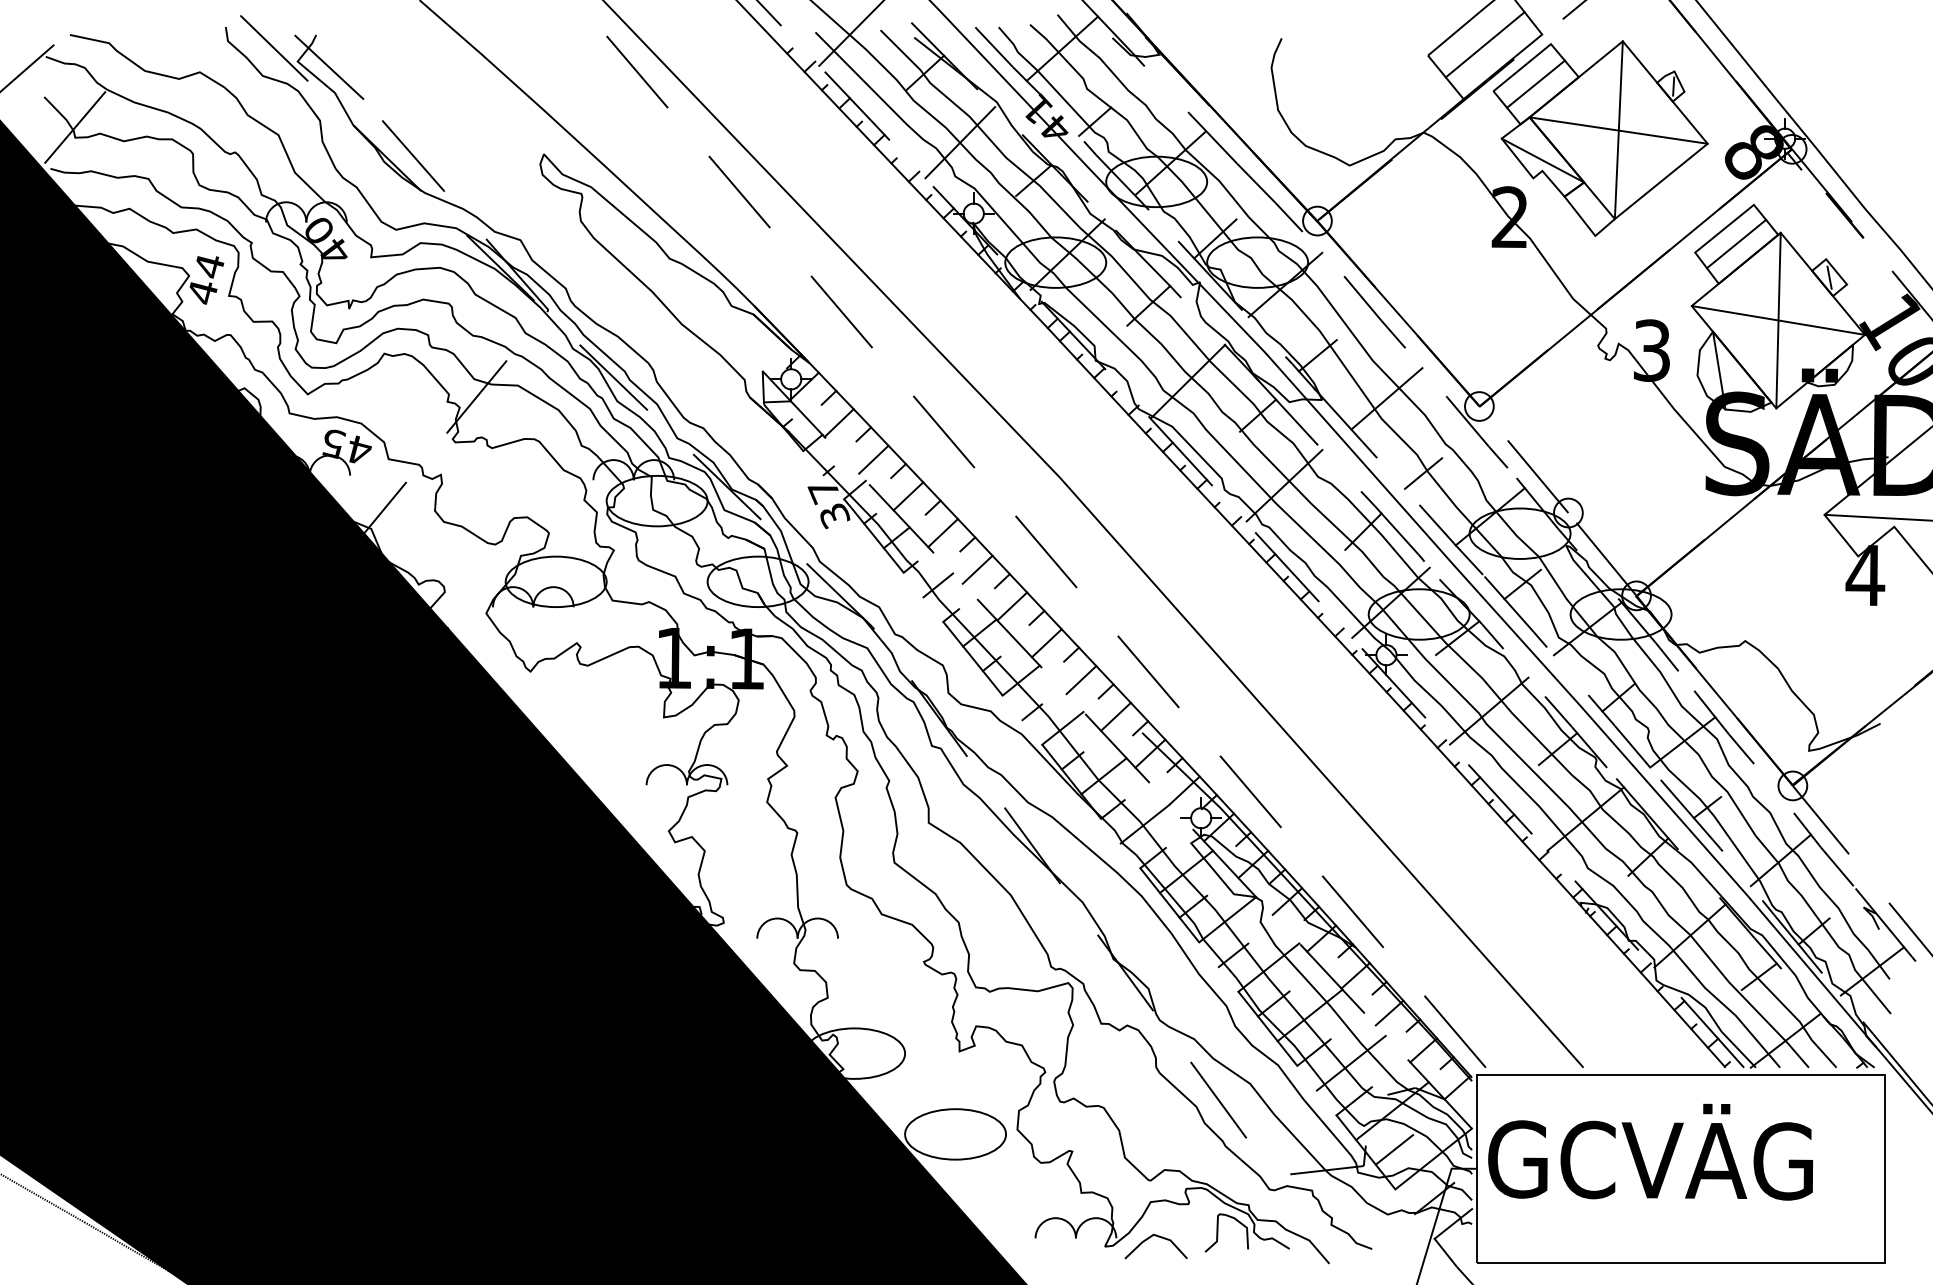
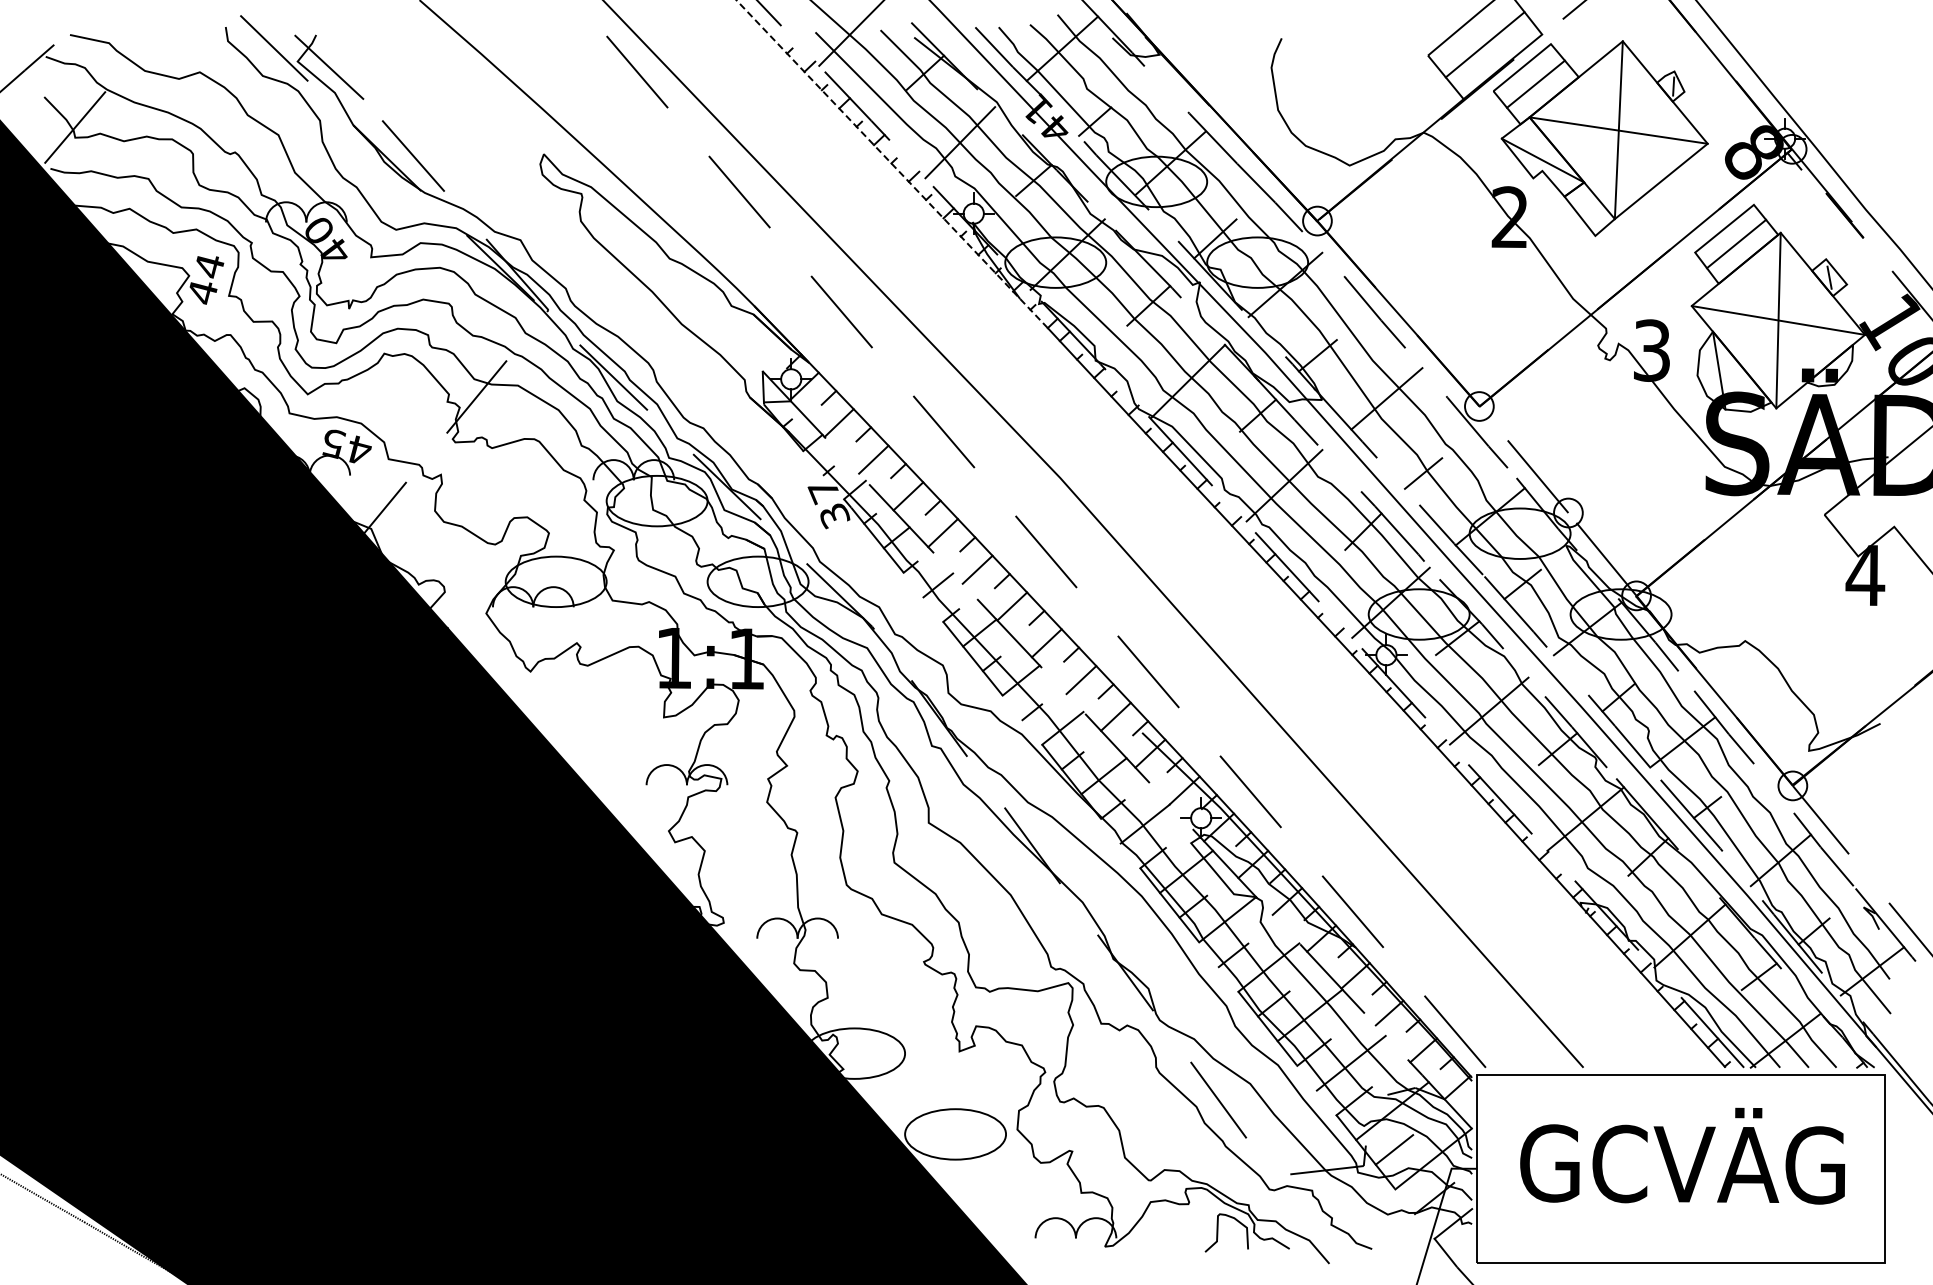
line: solid -> dashed (891, 163)
line: present -> none (1876, 517)
text position: (1650, 1151) -> (1682, 1155) (1682, 1155)
line: present -> none (1158, 1237)
